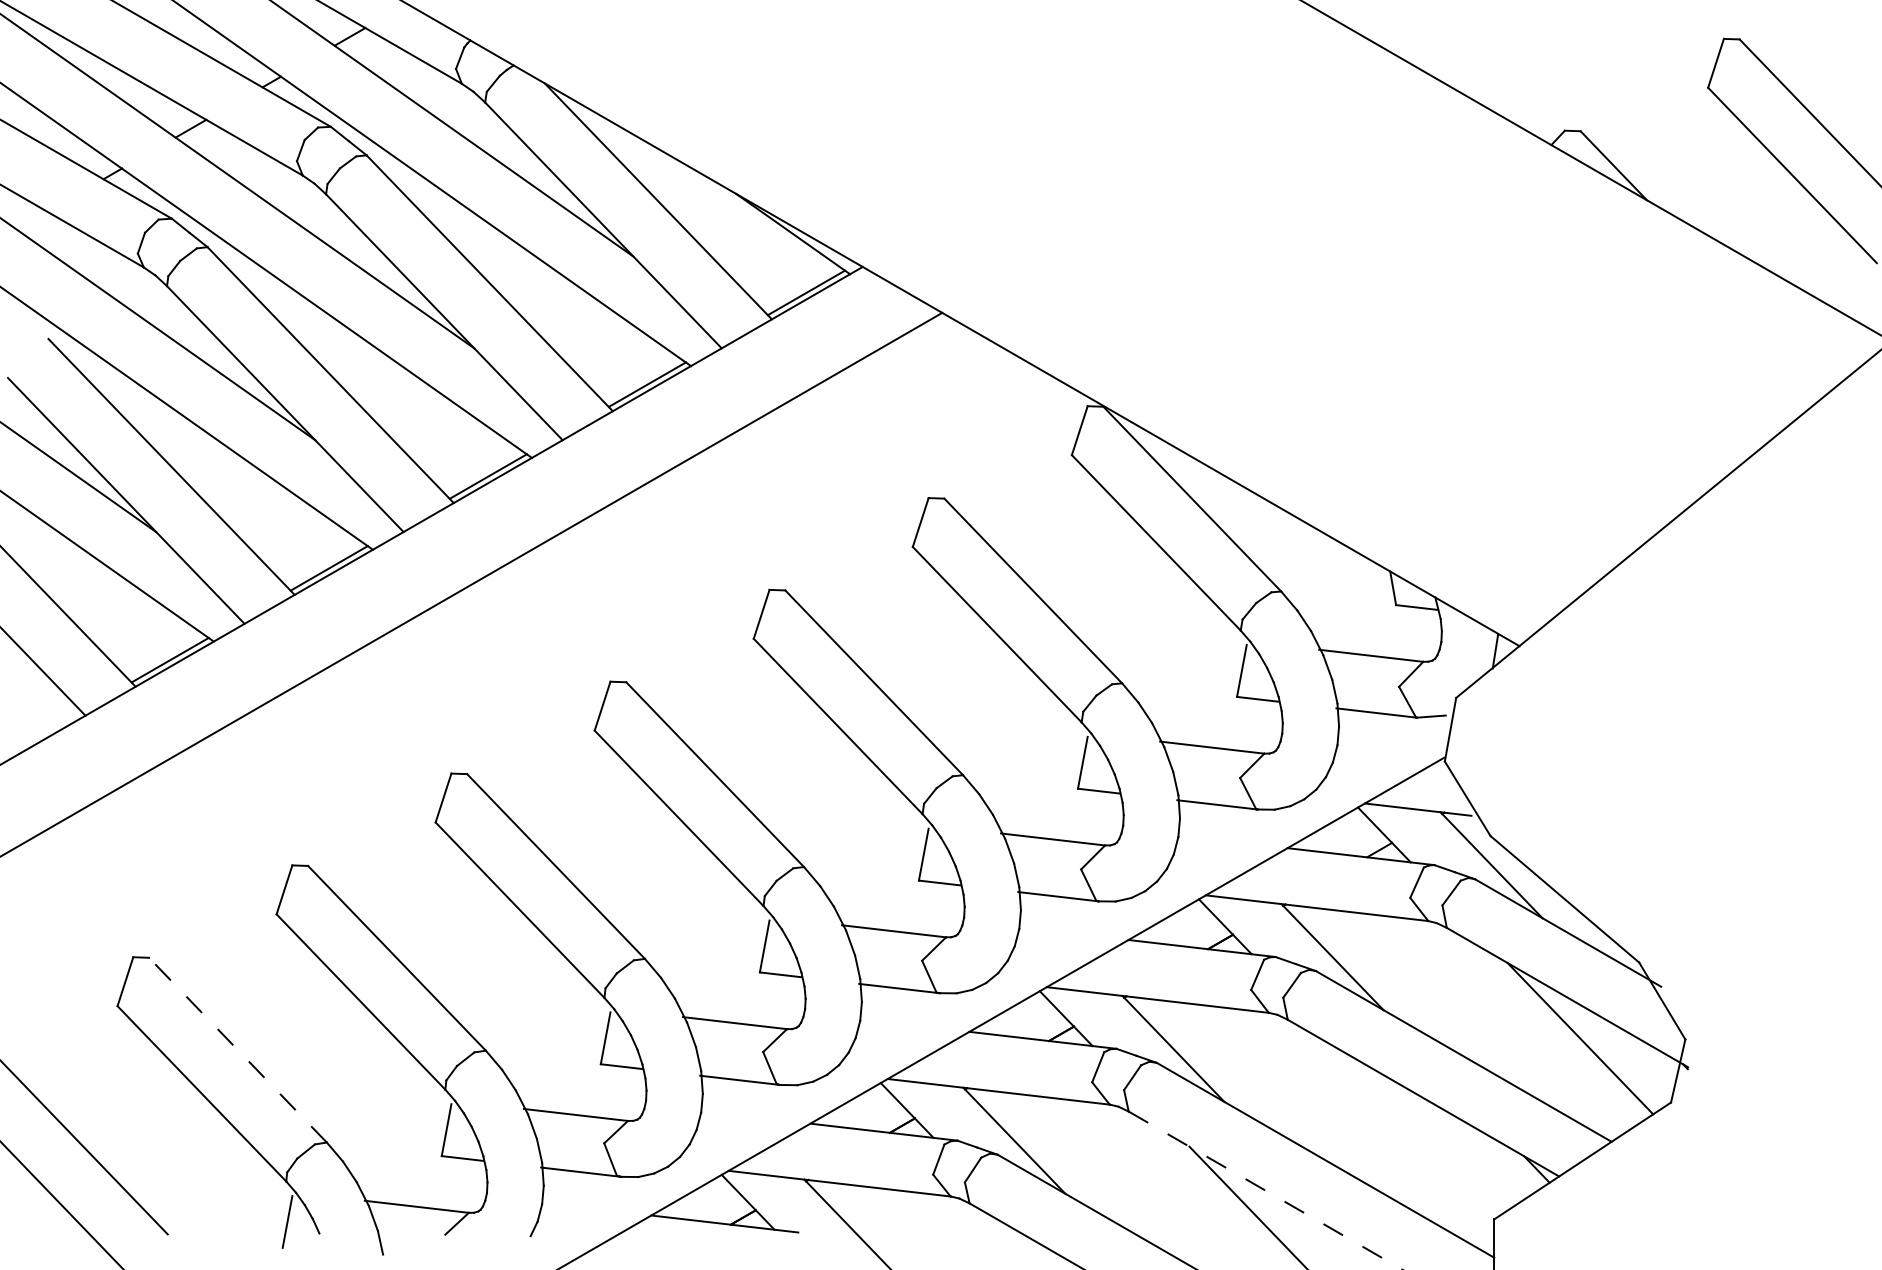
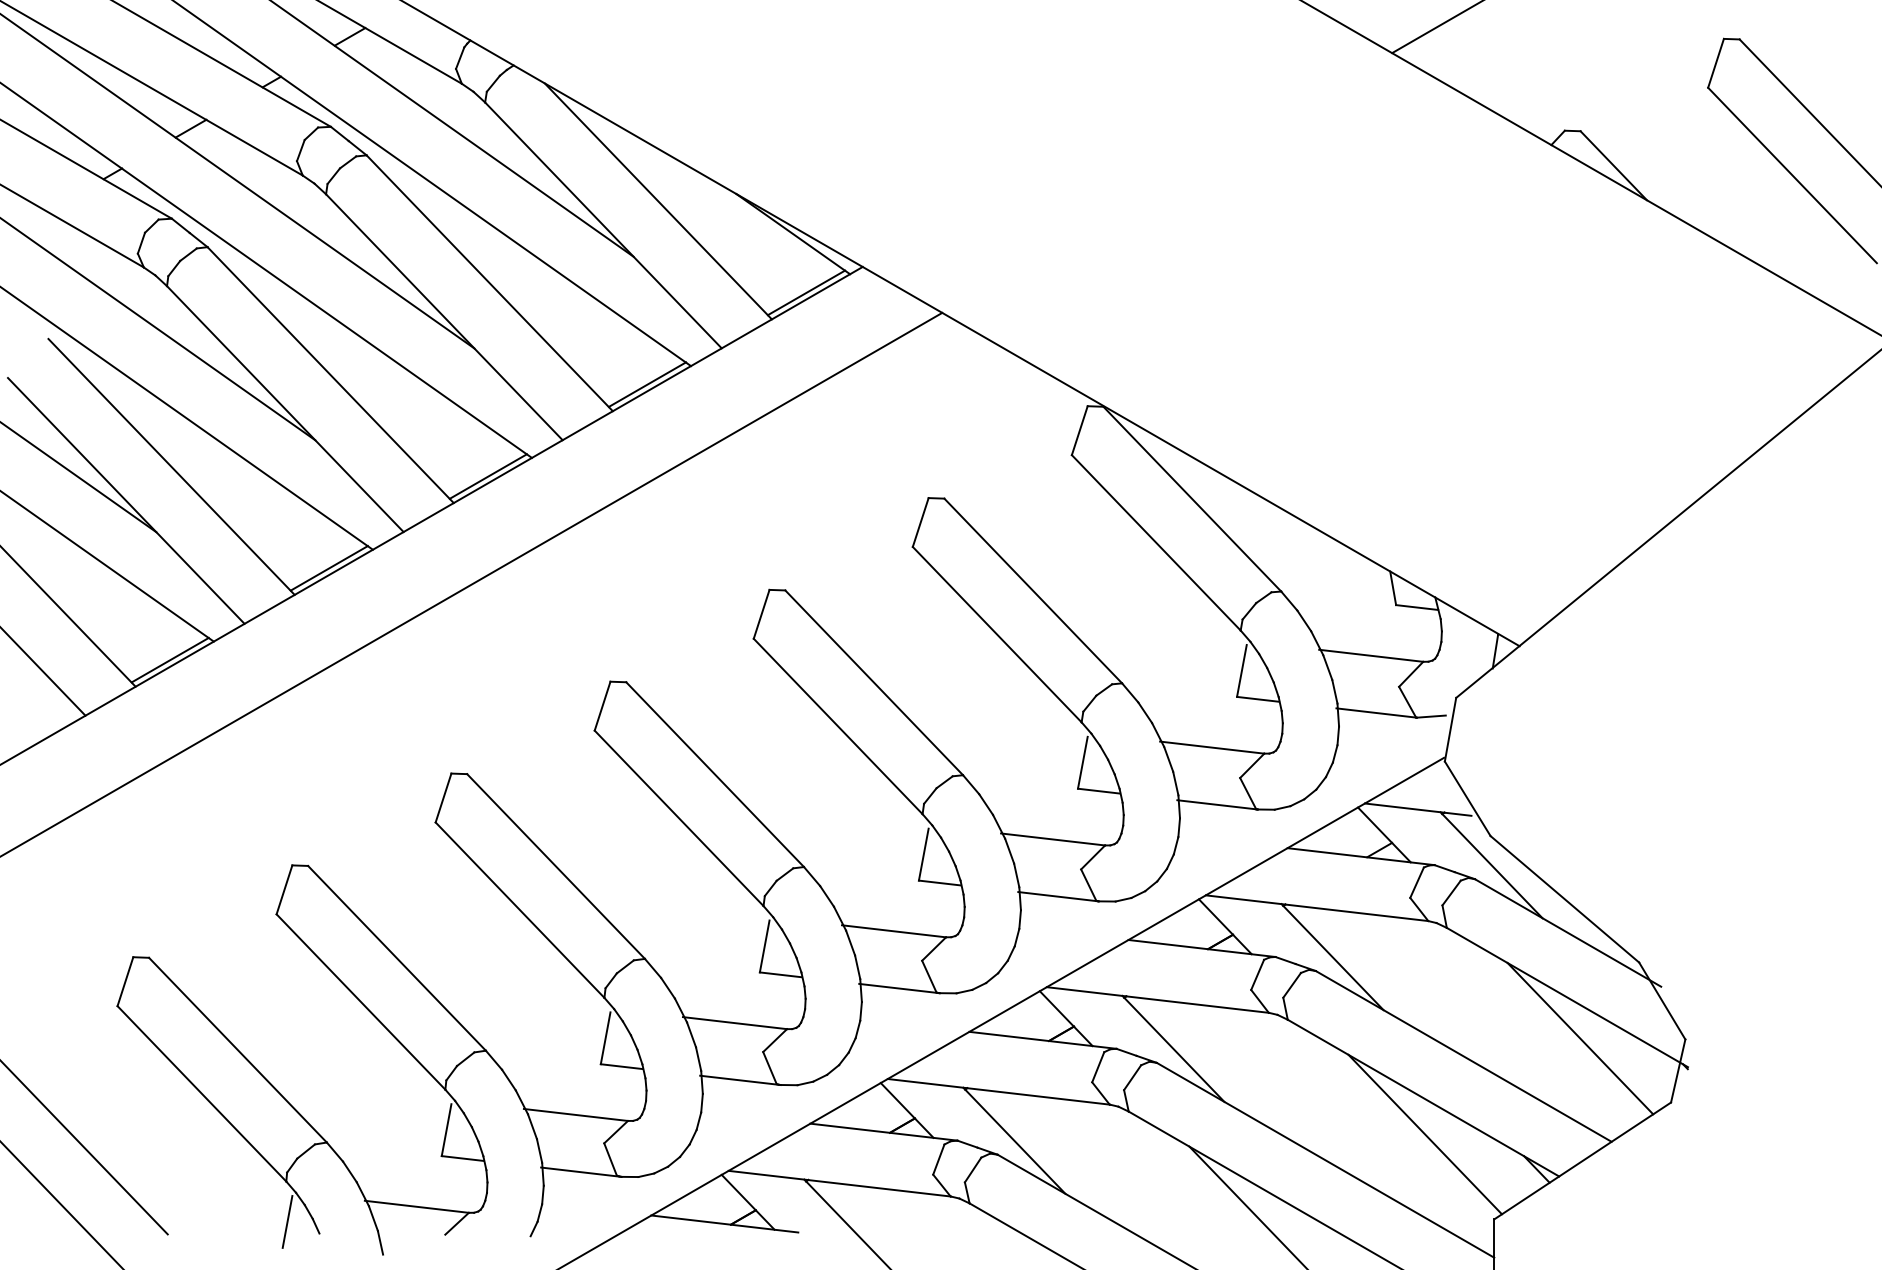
line: none -> present (1436, 27)
line: dashed -> solid (237, 1049)
line: none -> present (1424, 1134)
line: dashed -> solid (1266, 1190)
